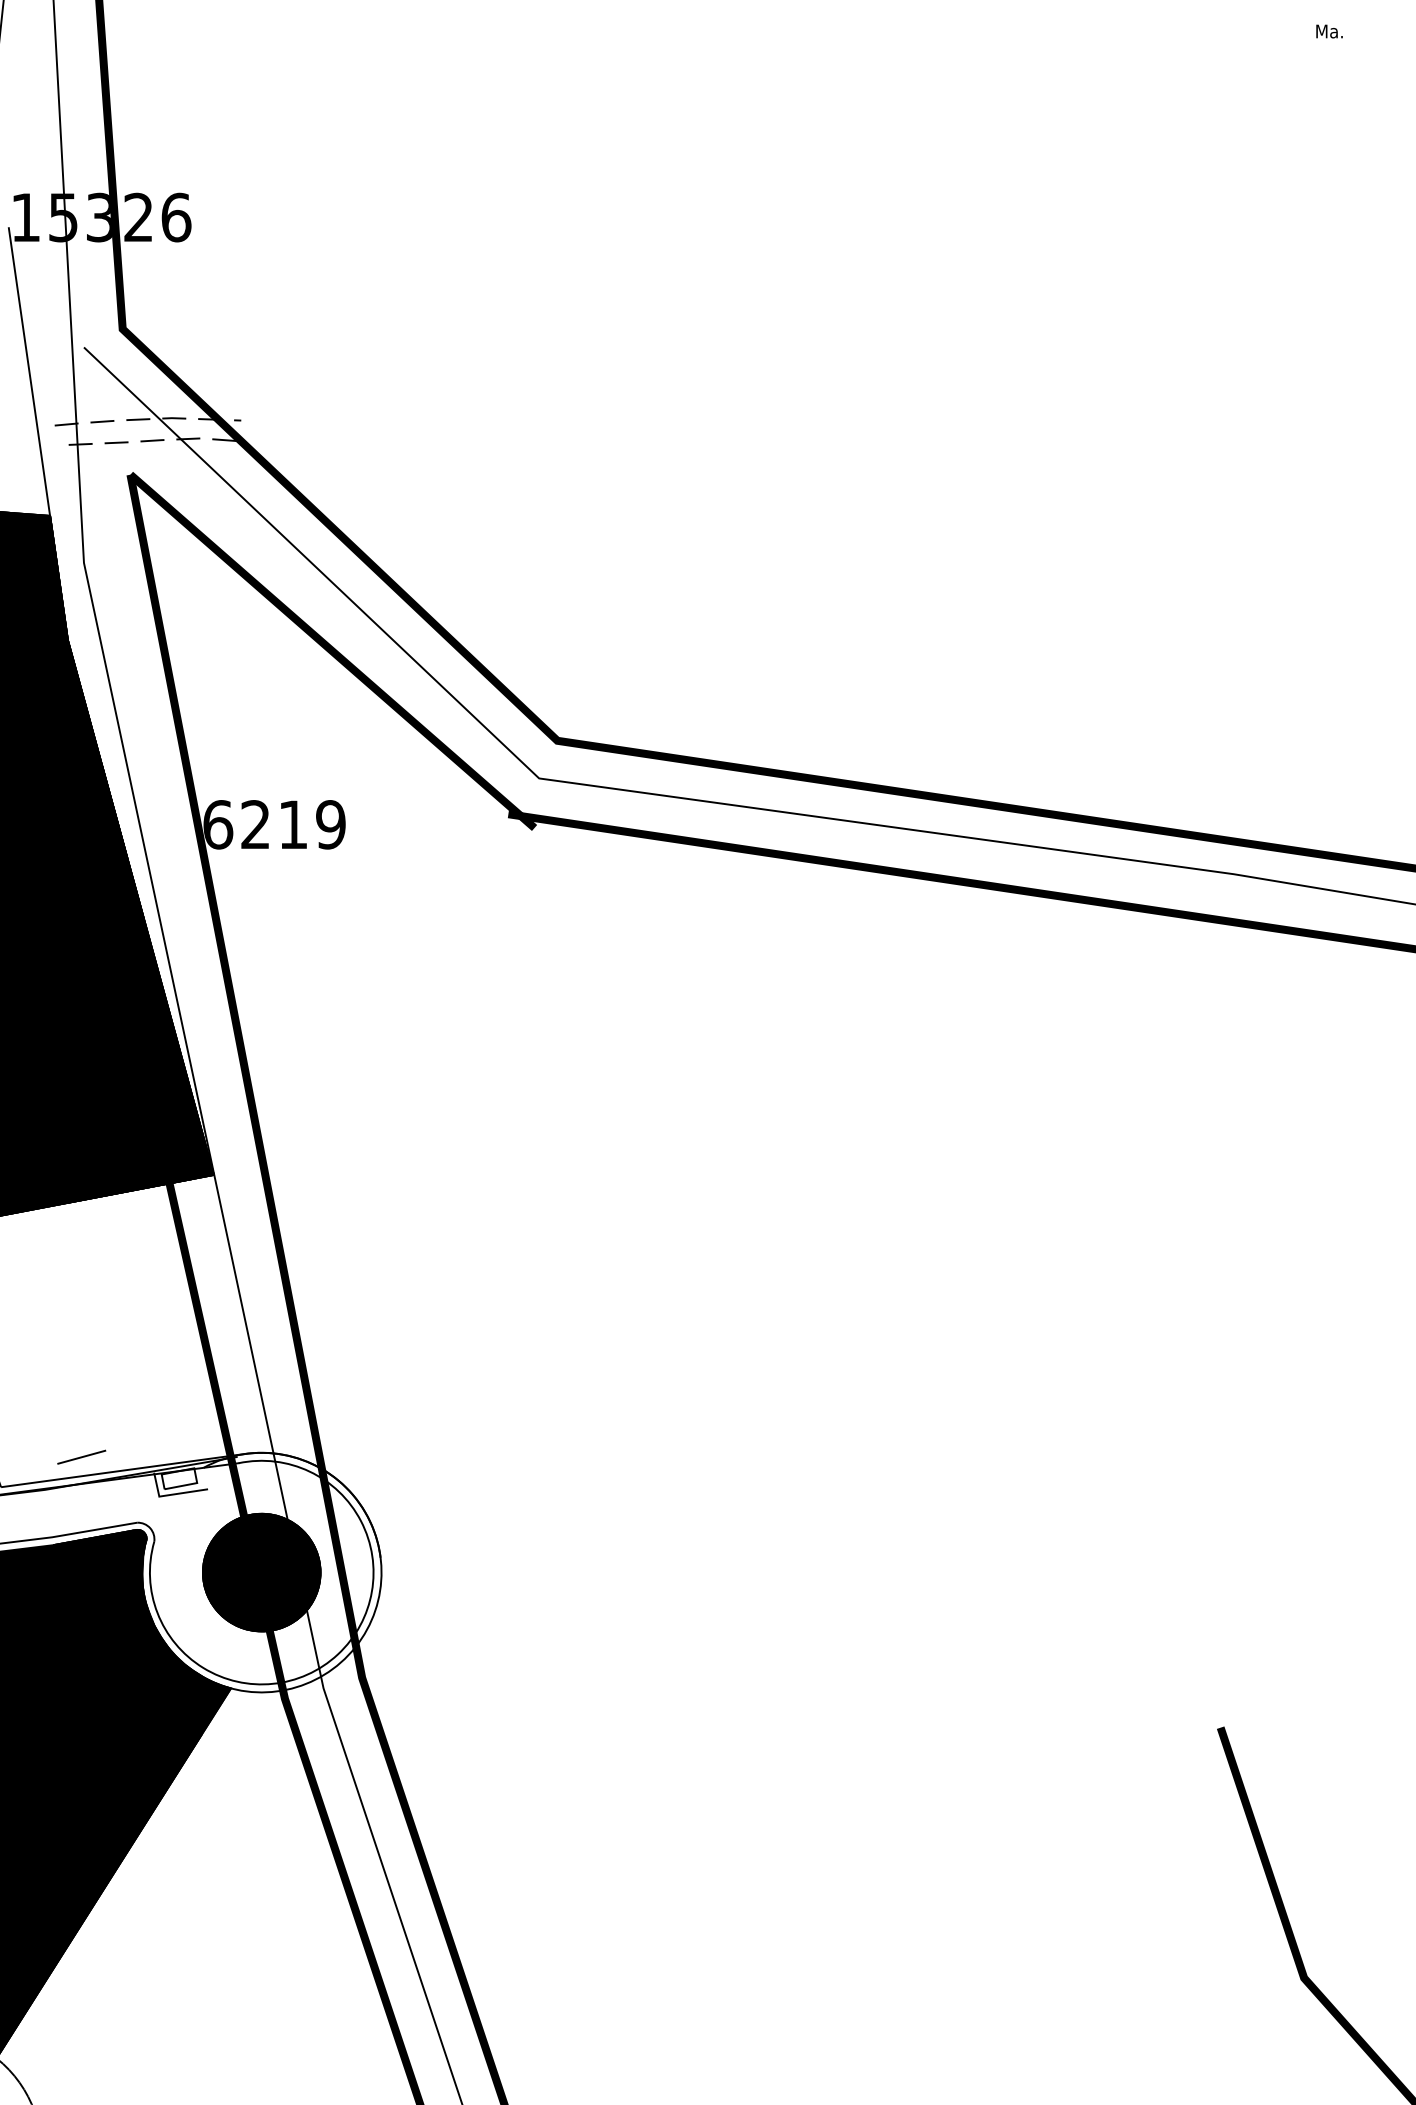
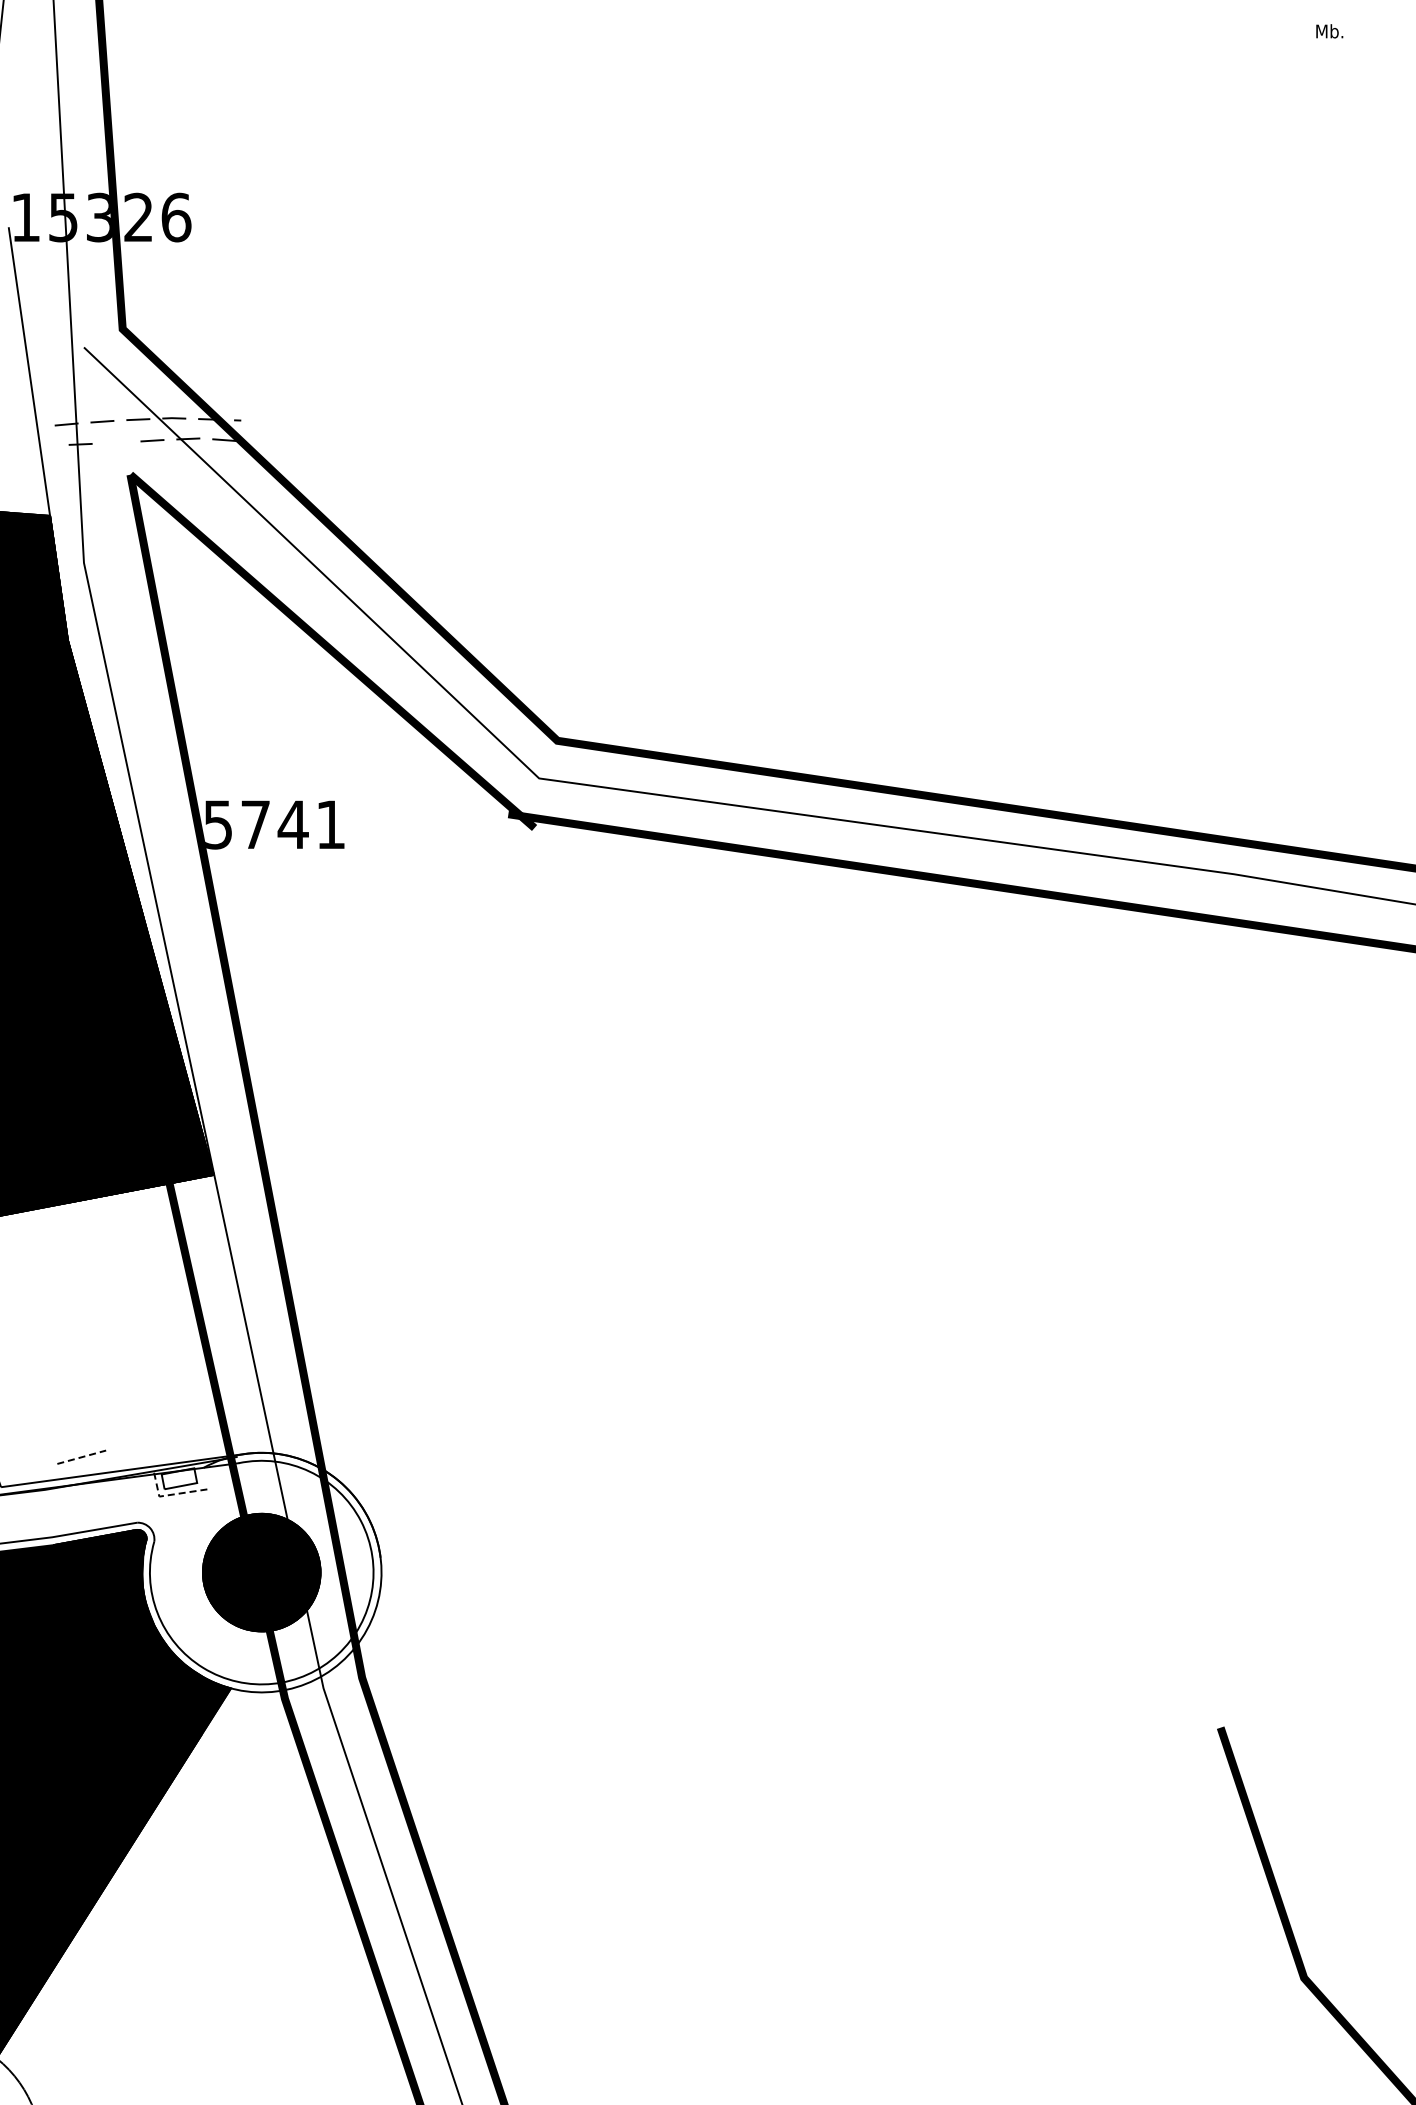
text: Ma. -> Mb. (1336, 31)
line: present -> none (116, 442)
text: 6219 -> 5741 (274, 824)
line: solid -> dashed (82, 1457)
line: solid -> dashed (171, 1494)
